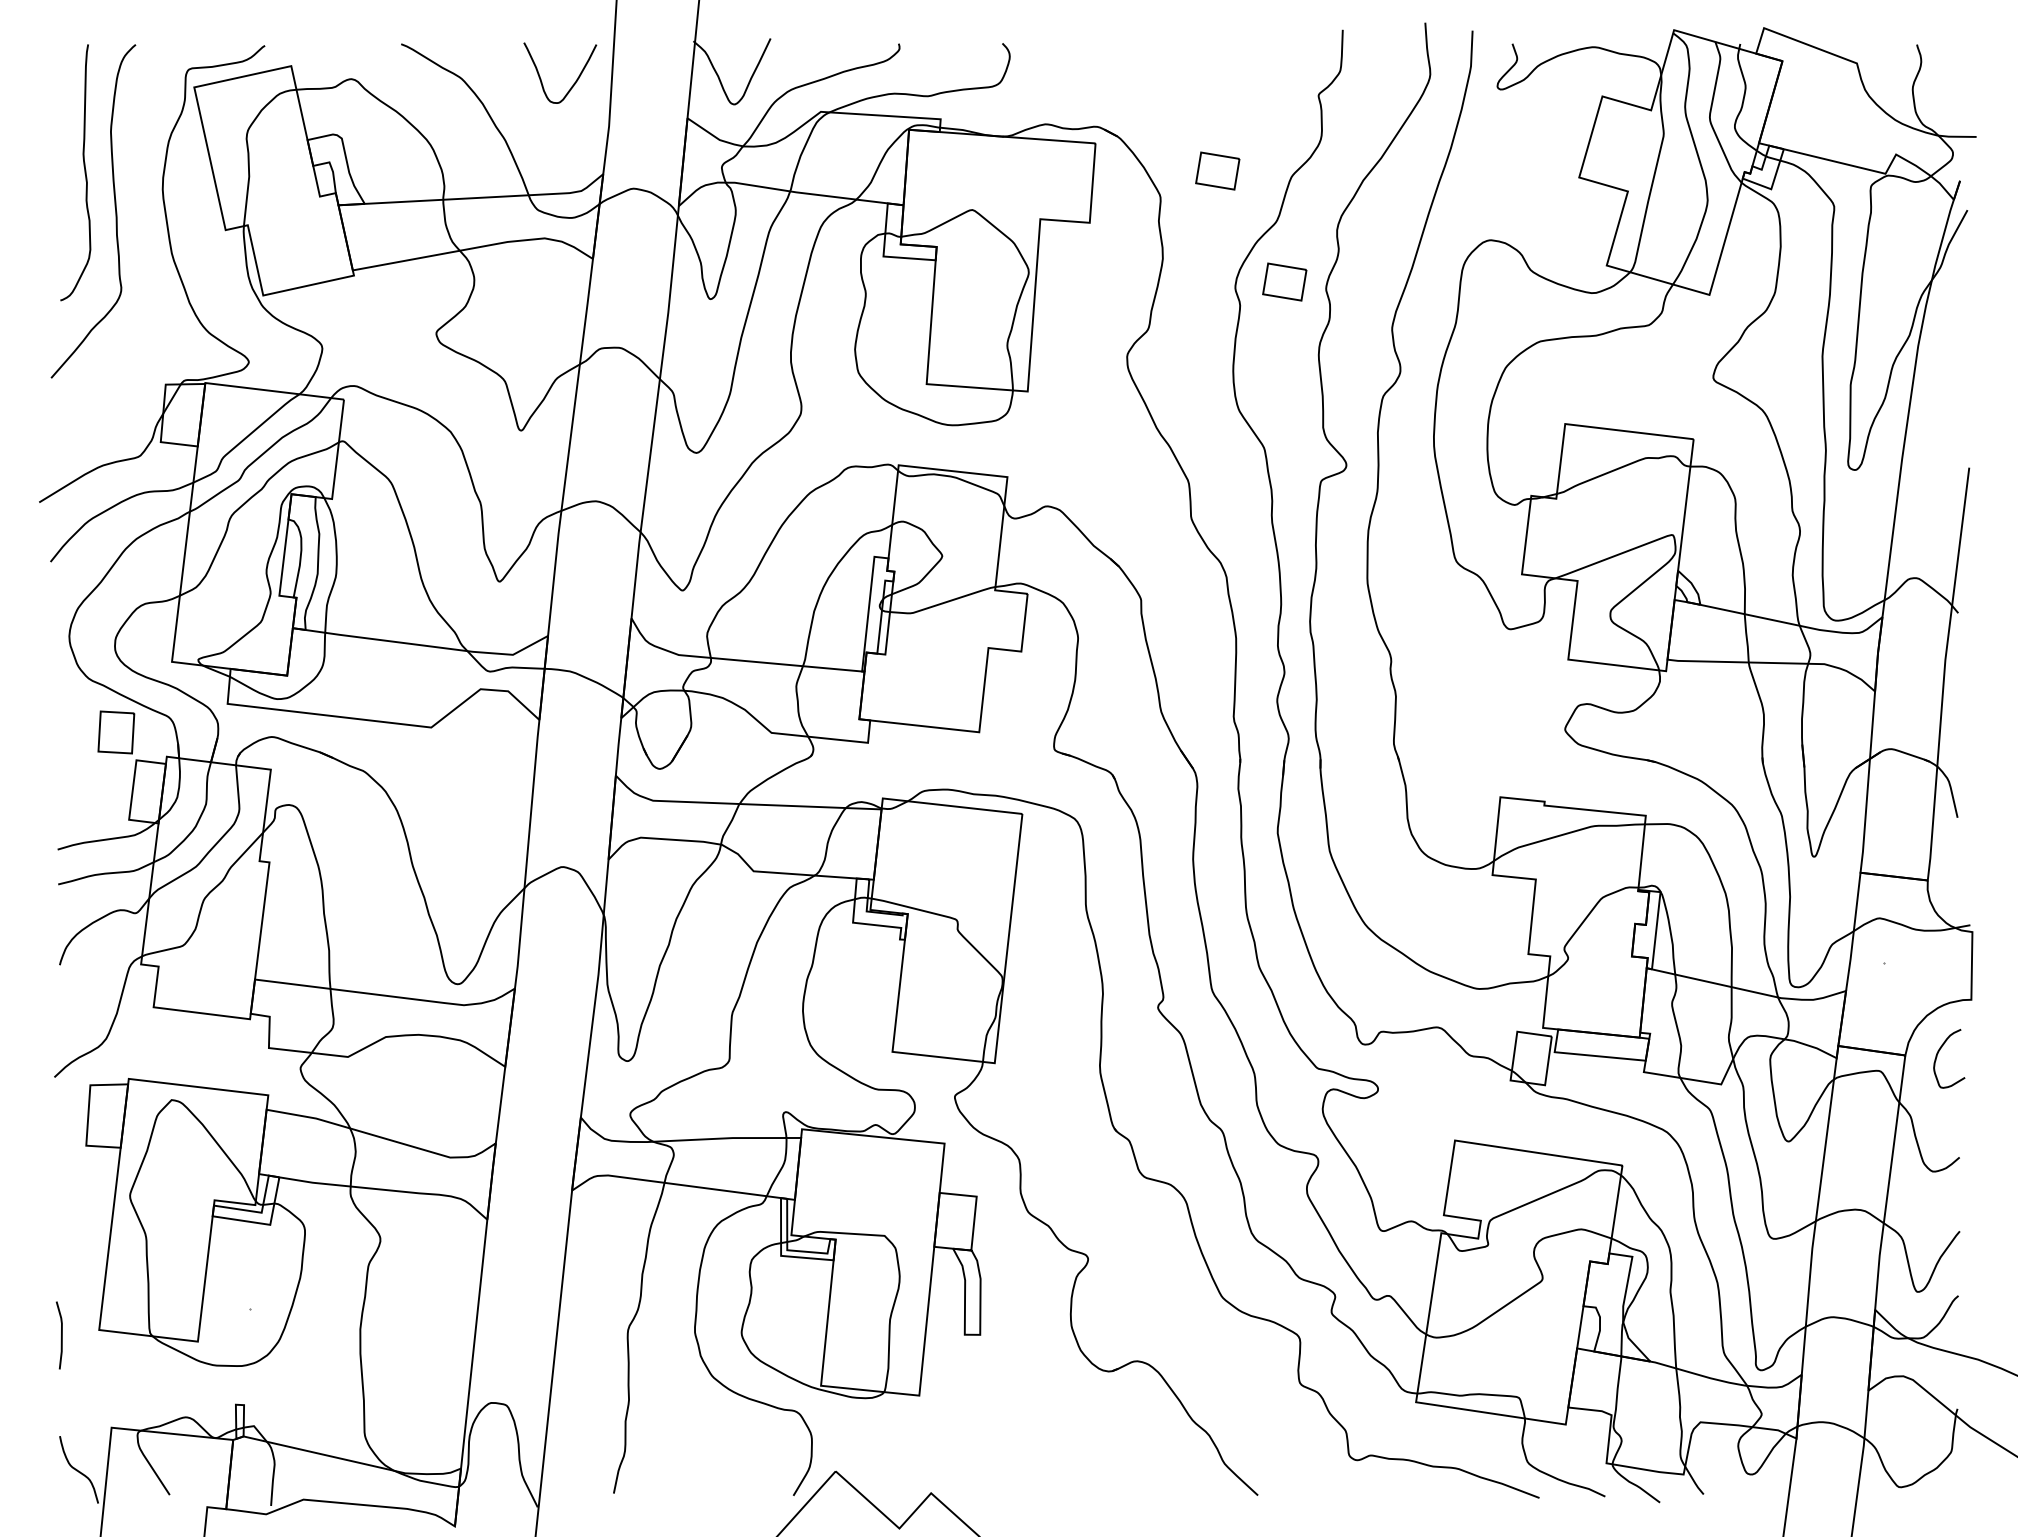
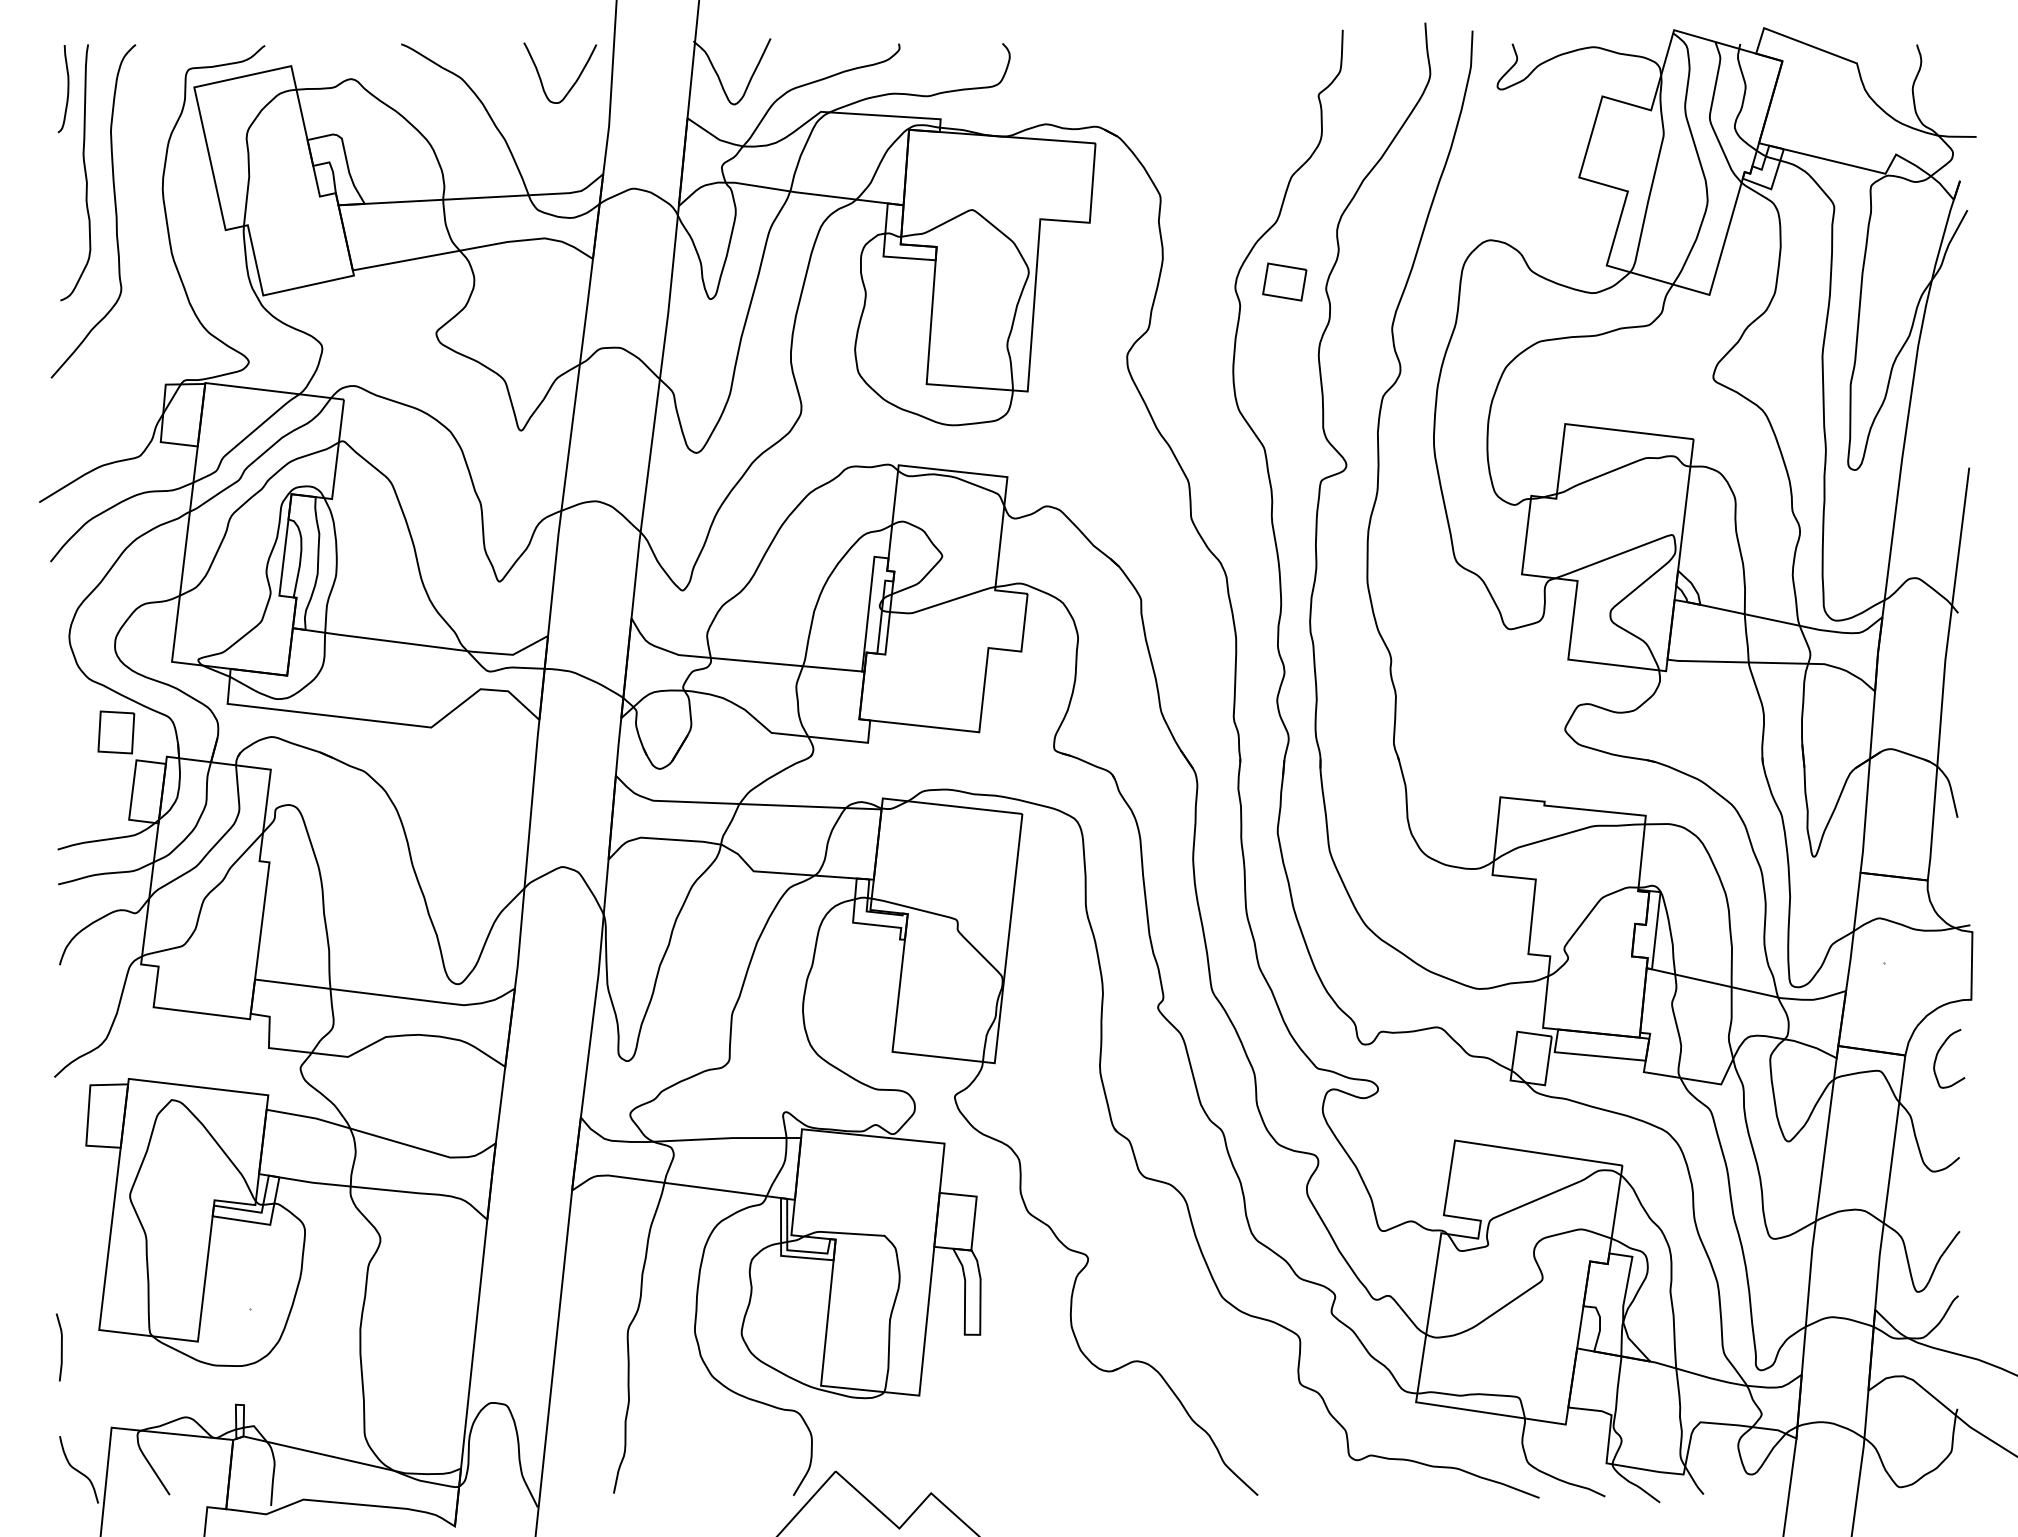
curve: none -> present (67, 89)
part: present -> none (1217, 170)
line position: (61, 1335) -> (61, 1347) (61, 1347)
